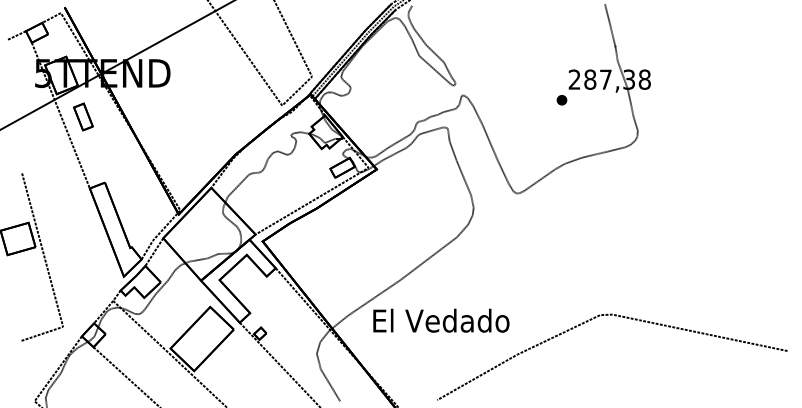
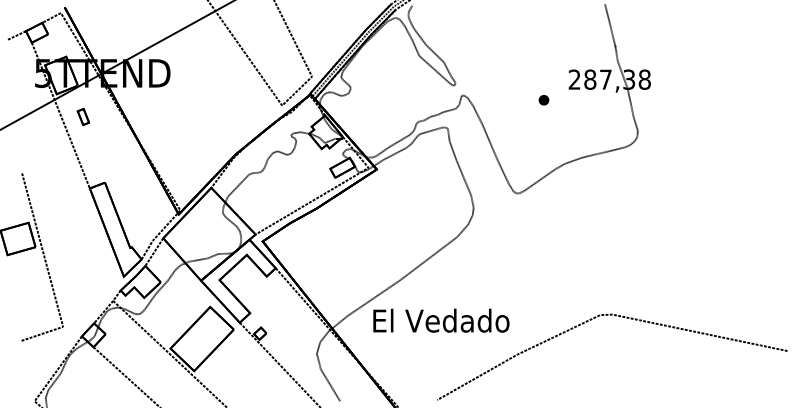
part position: (561, 100) -> (543, 100) (543, 100)
part size: 21x30 px -> 15x19 px (83, 116)
